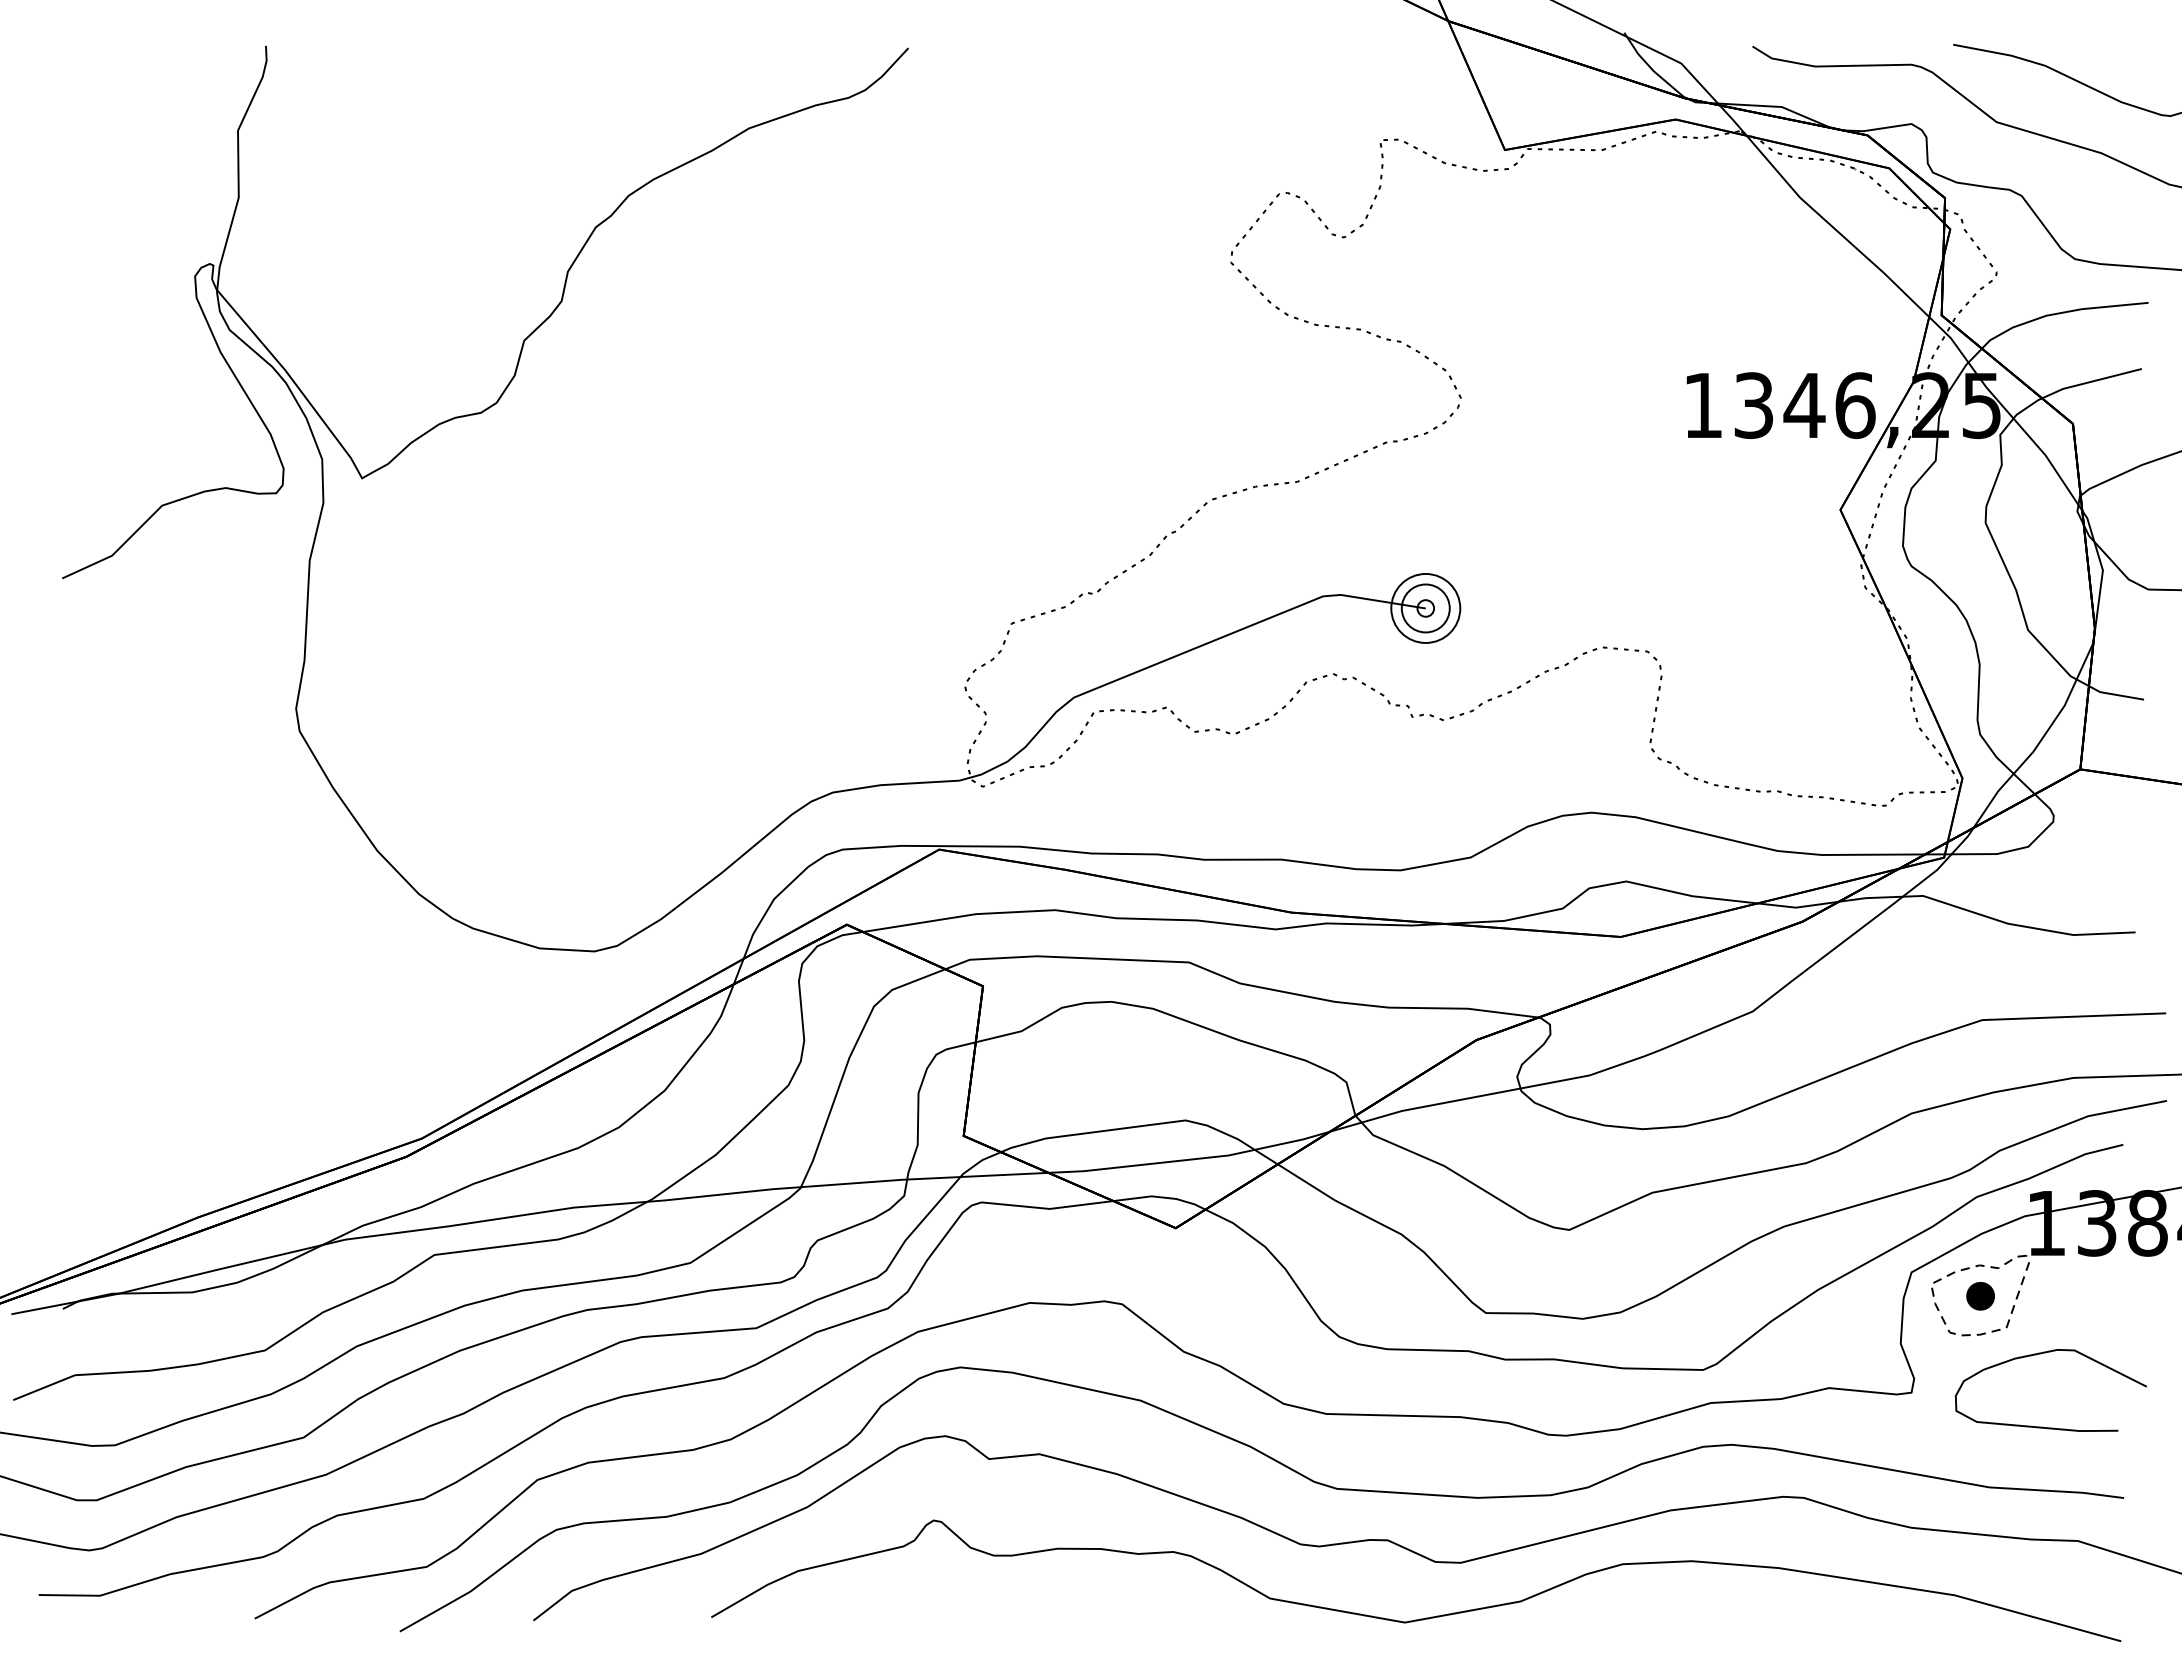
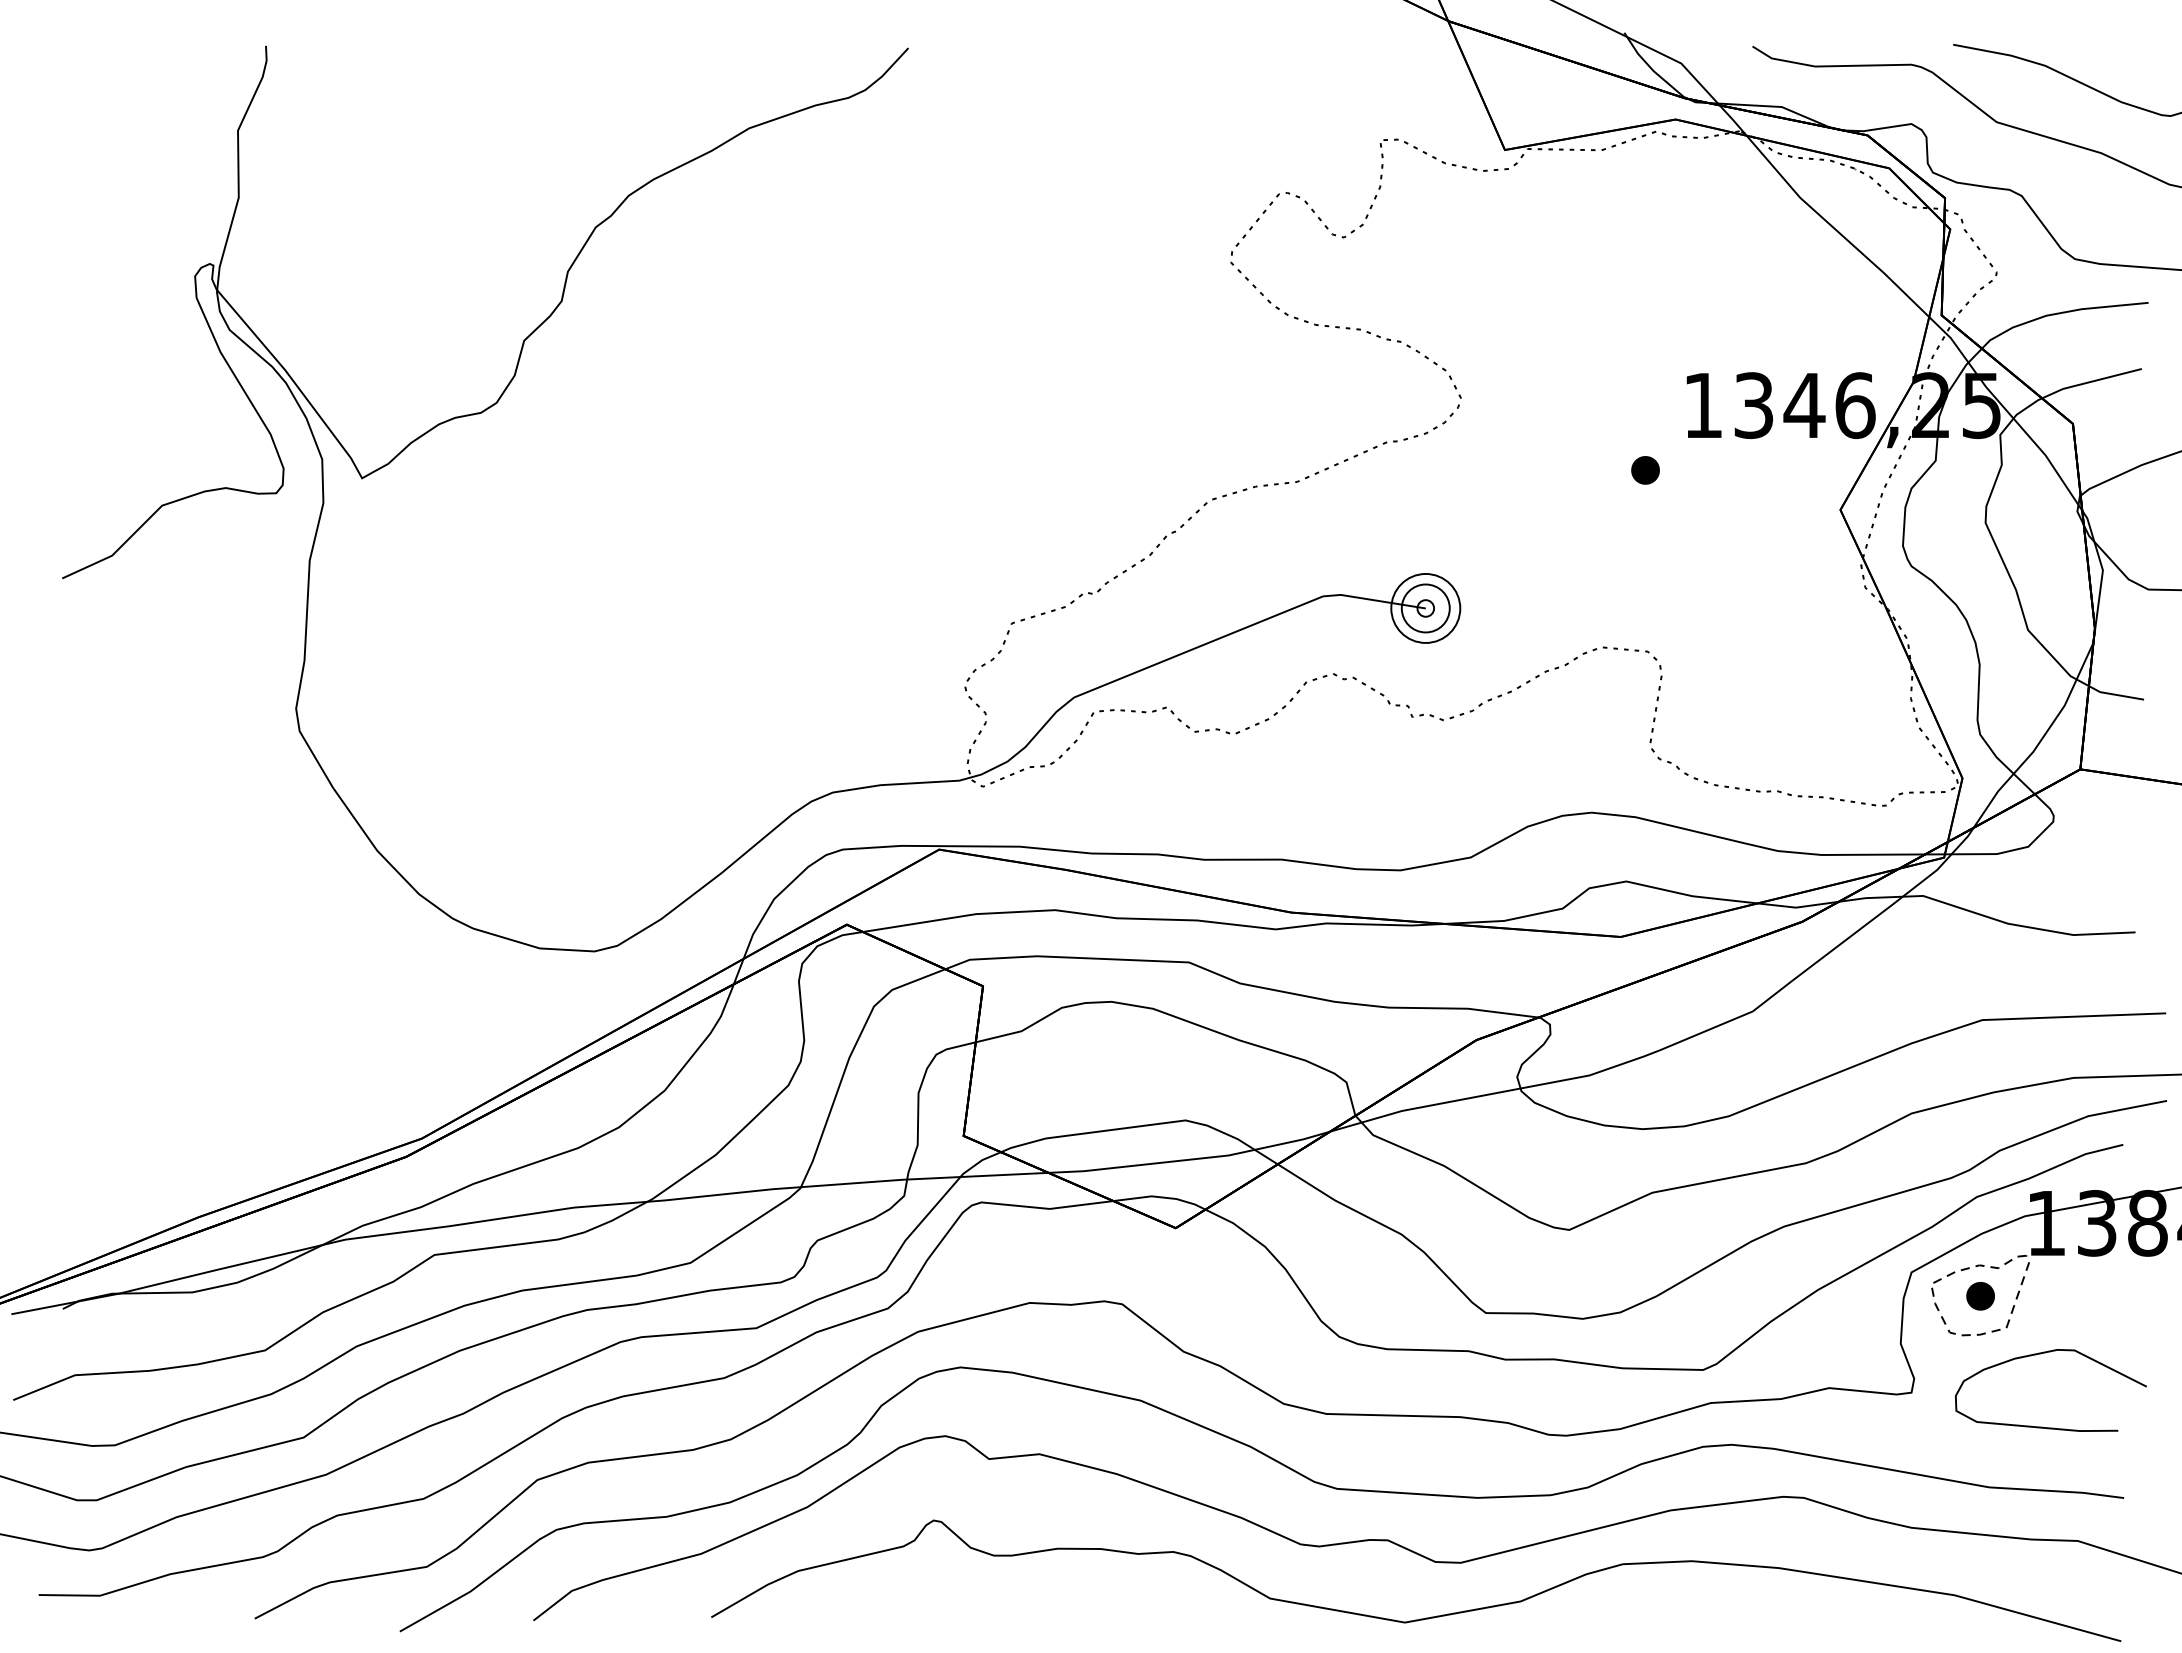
part: none -> present (1645, 470)
